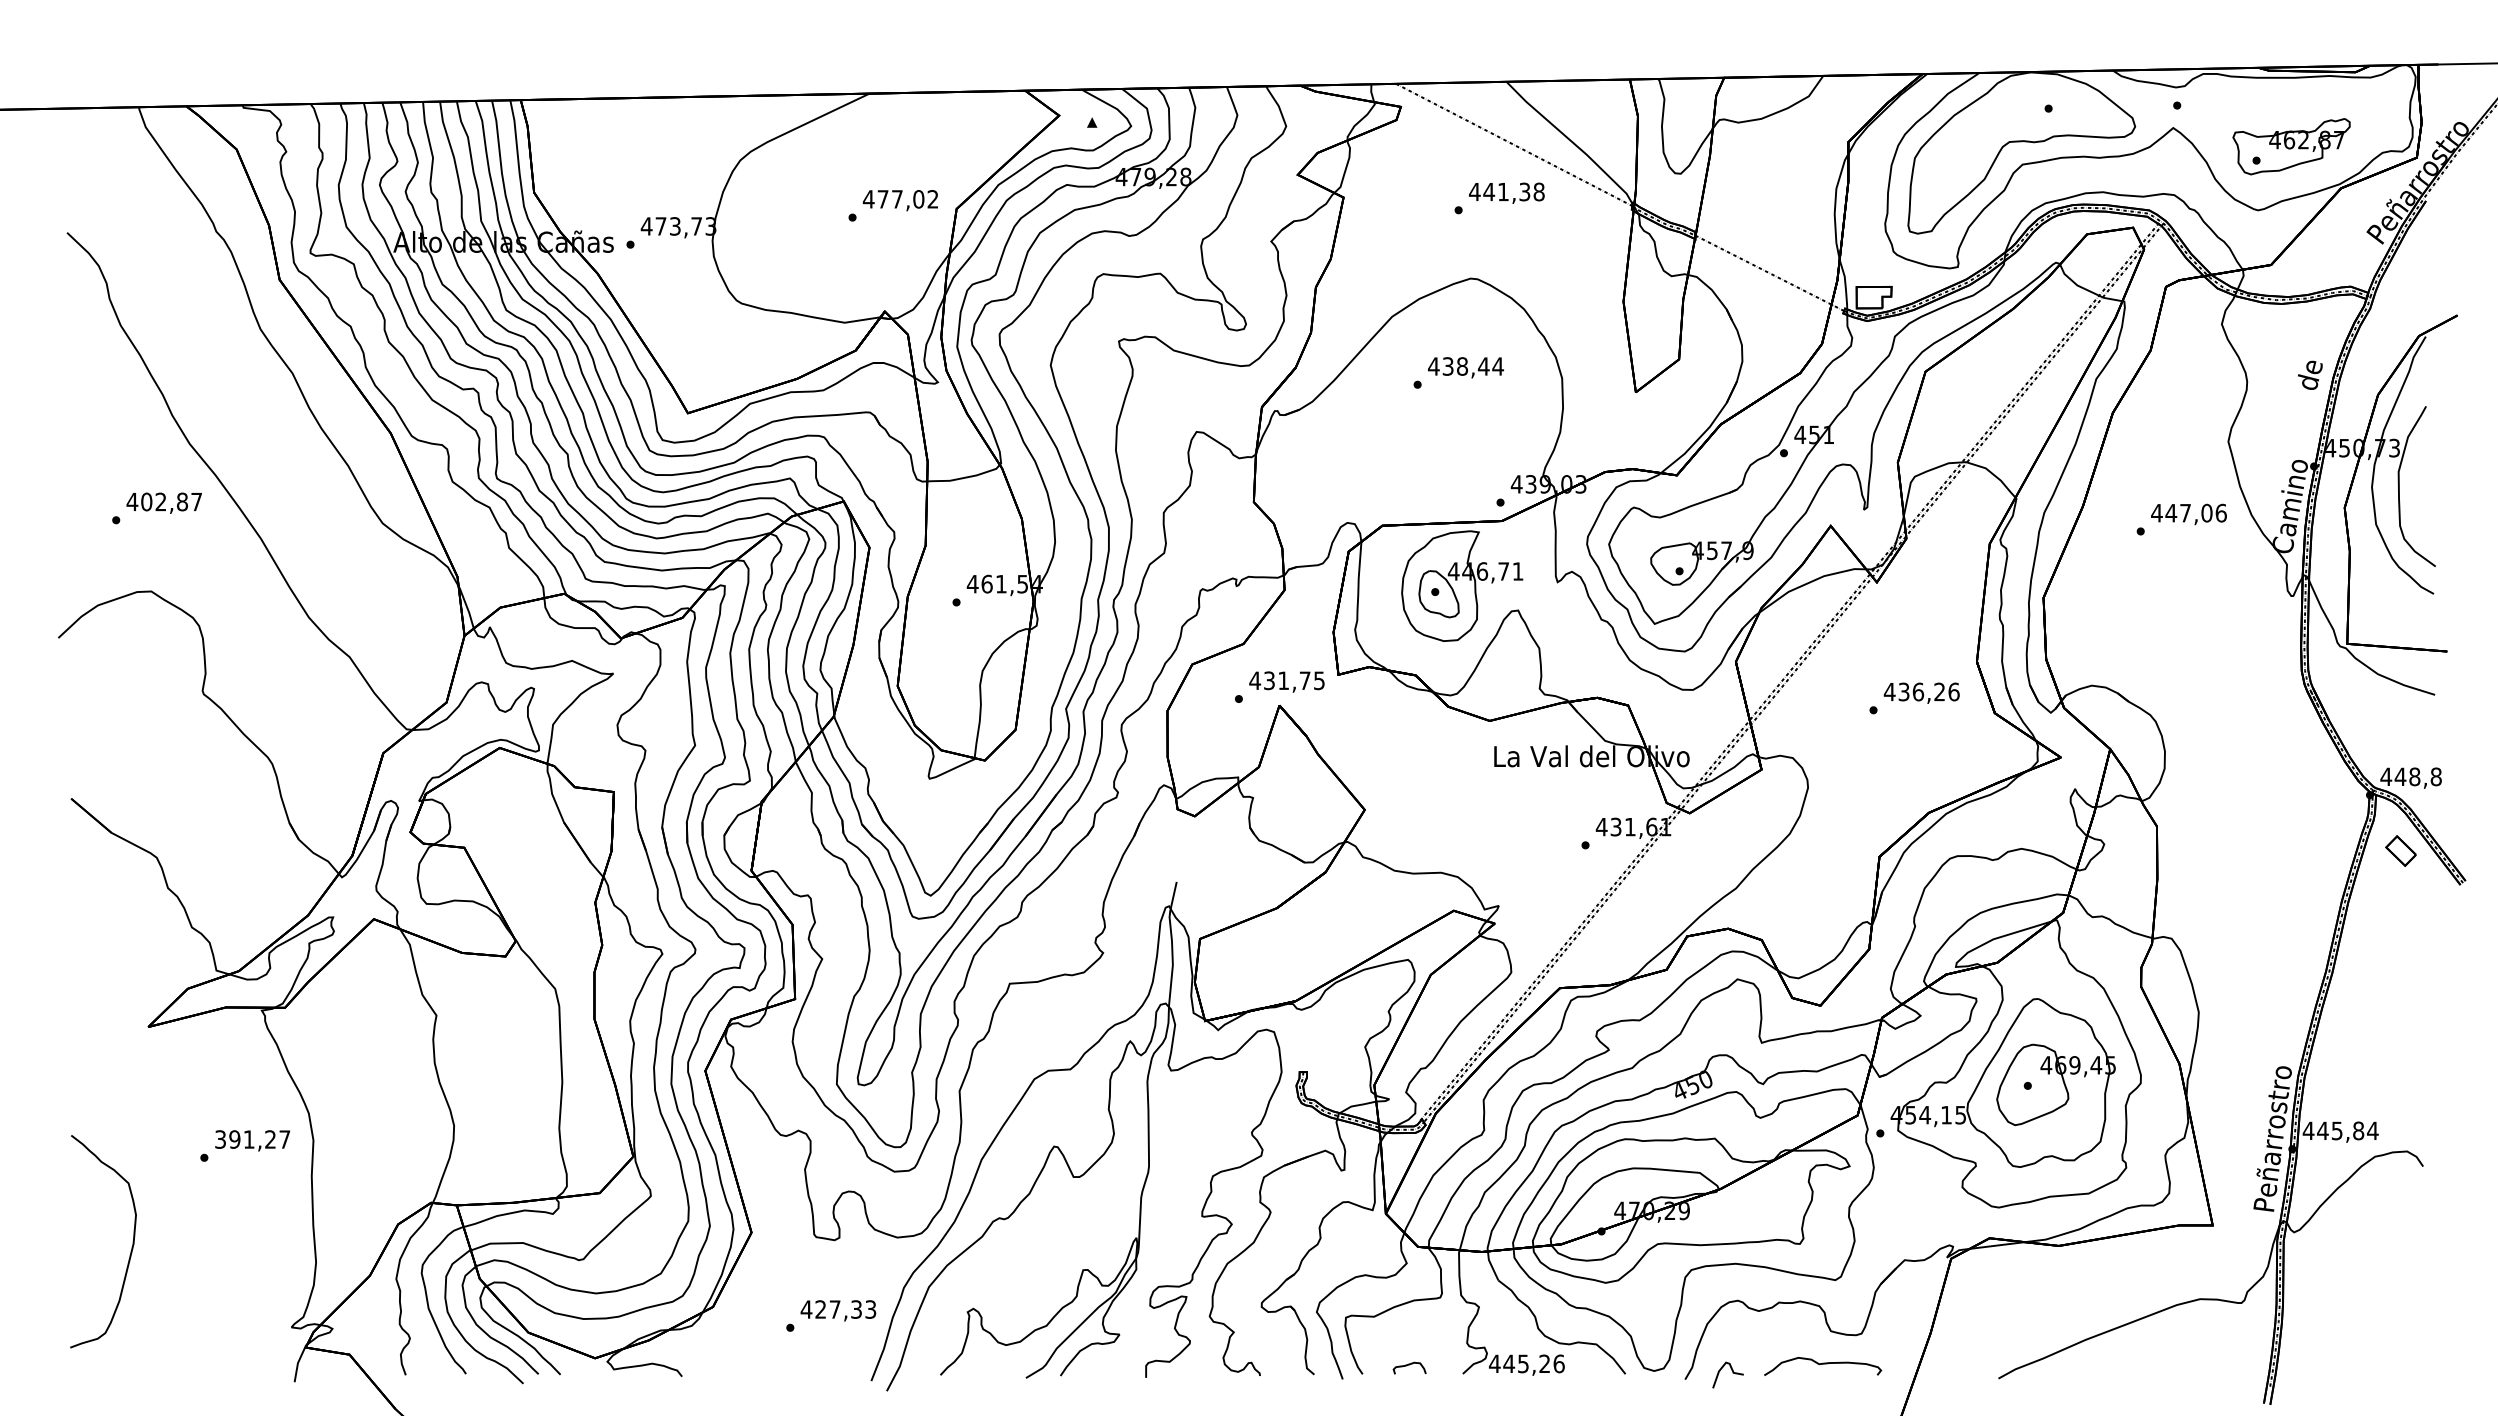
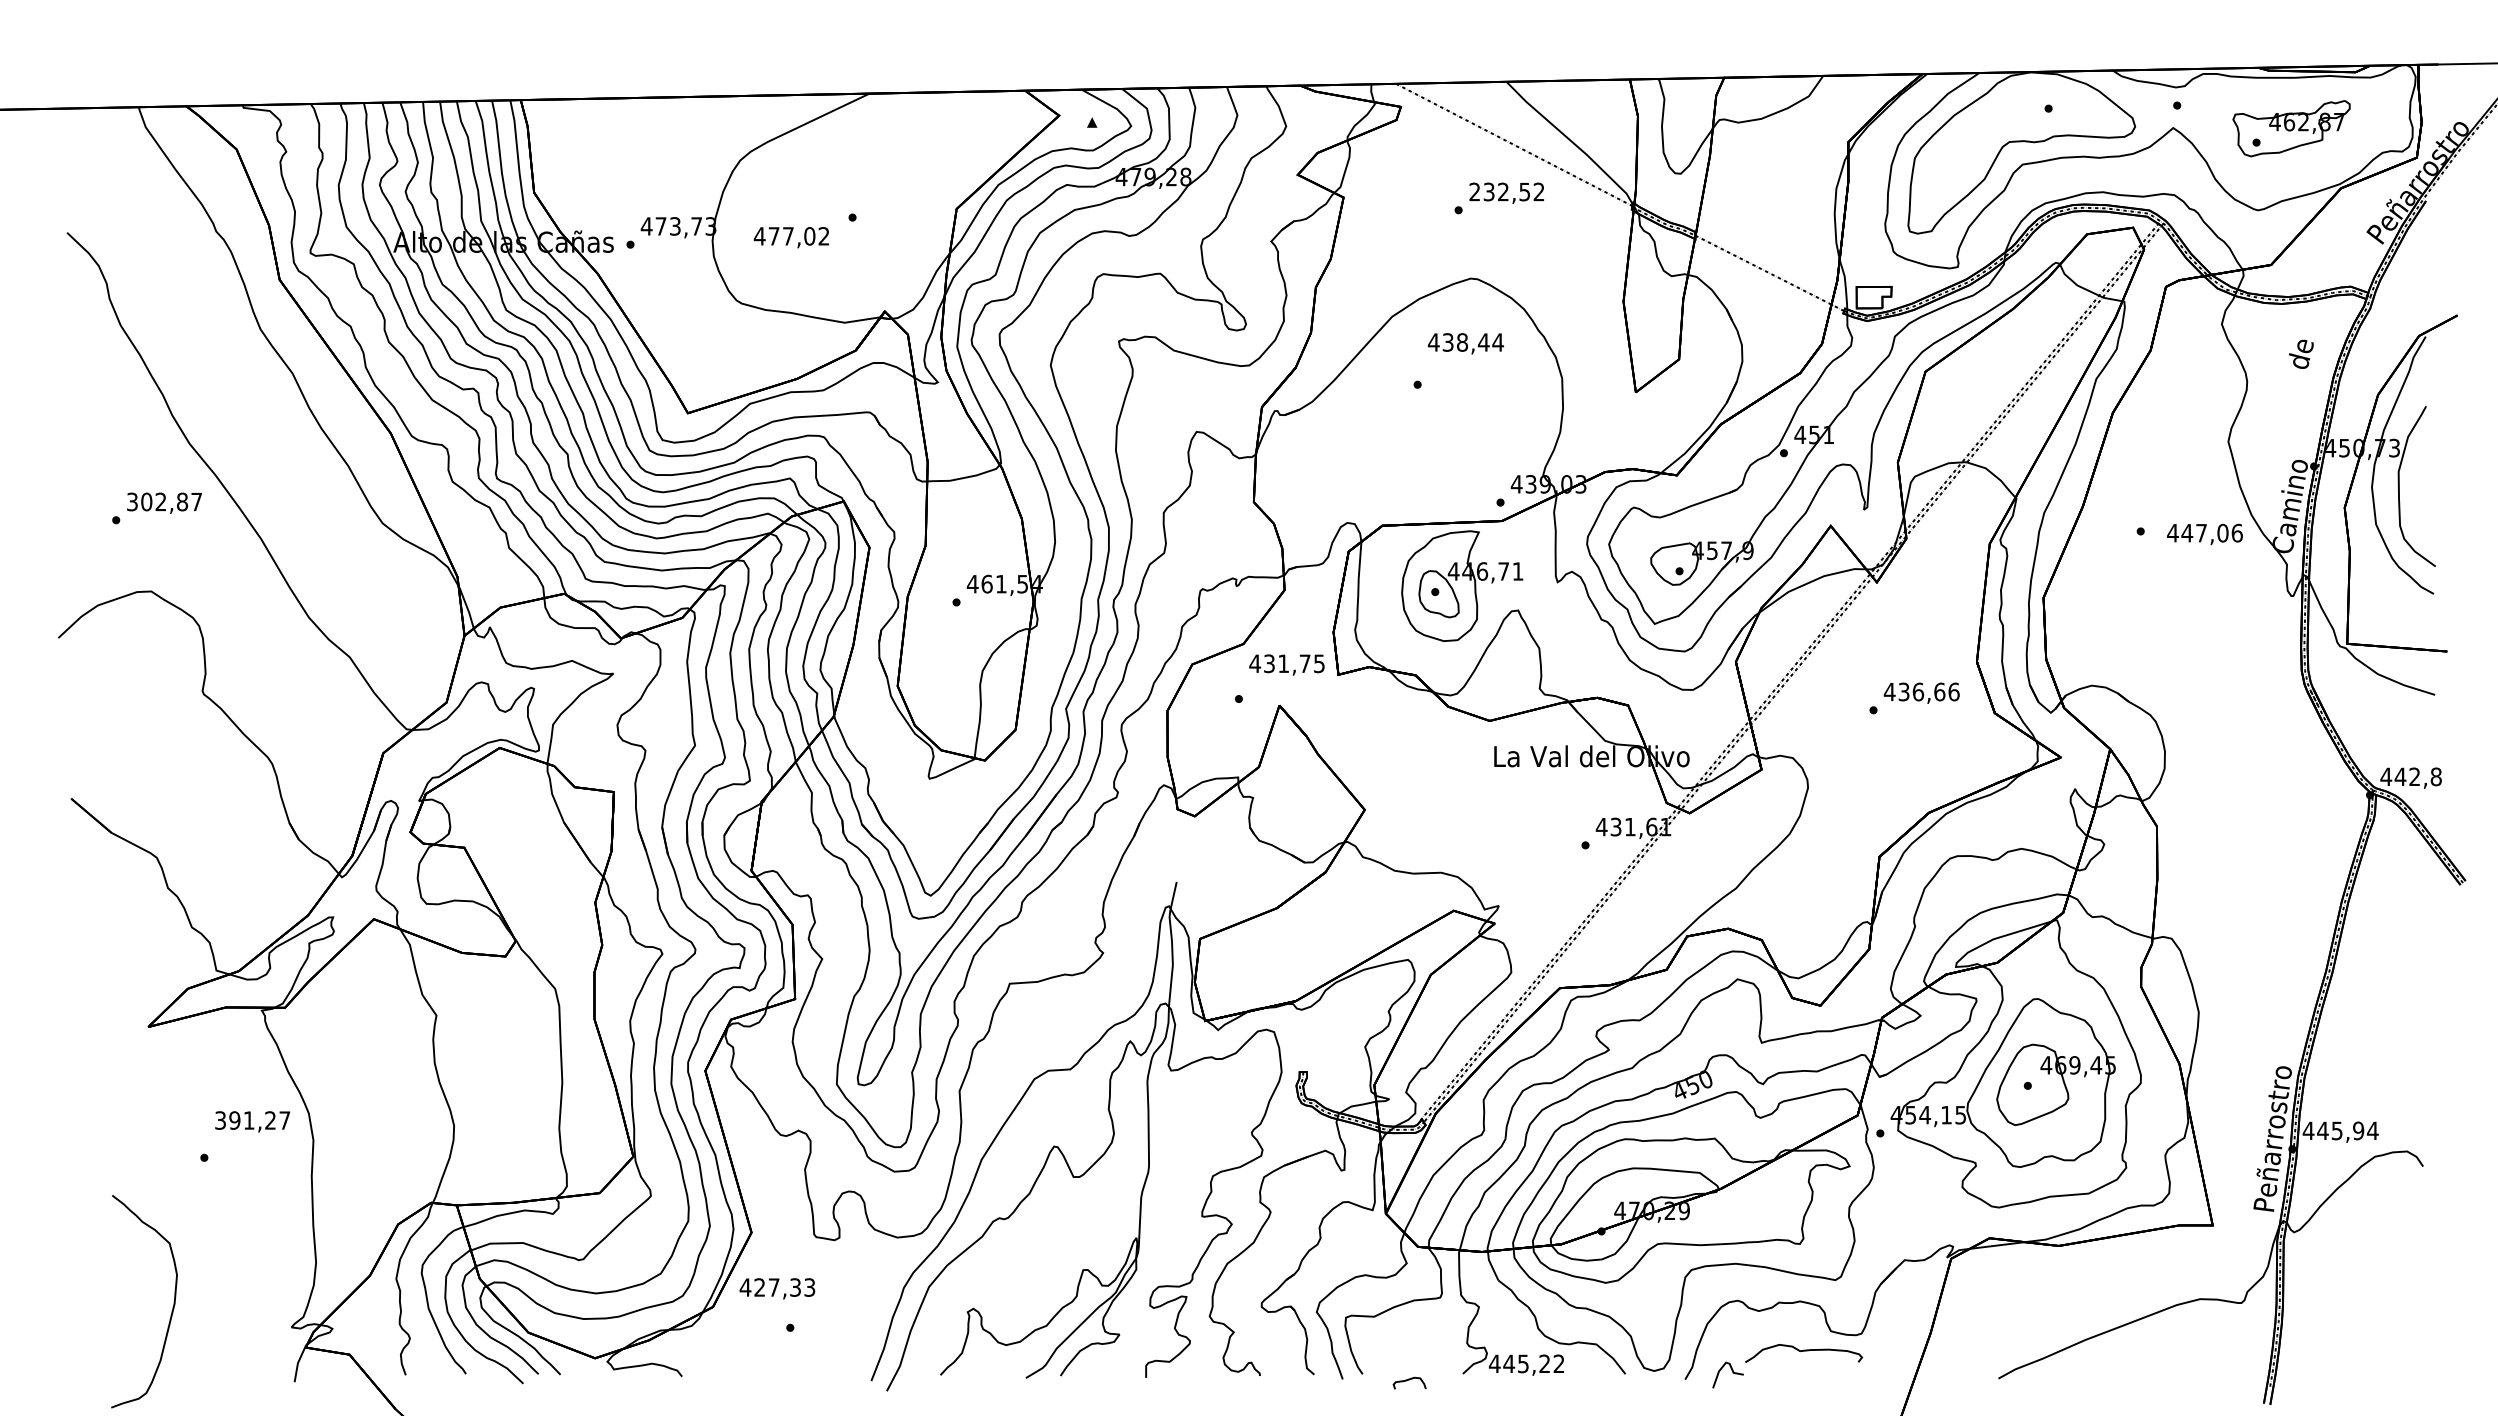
part position: (2291, 146) -> (2291, 128) (2291, 128)
text: 441,38 -> 232,52 (1506, 191)
text position: (899, 200) -> (790, 237) (790, 237)
text position: (1465, 367) -> (1465, 343) (1465, 343)
text position: (2310, 374) -> (2301, 353) (2301, 353)
text: 402,87 -> 302,87 (132, 501)
text position: (2188, 514) -> (2204, 534) (2204, 534)
text position: (1286, 681) -> (1286, 664) (1286, 664)
text: 436,26 -> 436,66 (1939, 691)
text: 448,8 -> 442,8 (2414, 776)
part: present -> none (2400, 850)
text: 445,84 -> 445,94 (2358, 1130)
text position: (252, 1140) -> (252, 1121) (252, 1121)
curve position: (131, 1247) -> (172, 1307) (172, 1307)
text position: (838, 1310) -> (777, 1288) (777, 1288)
text: 445,26 -> 445,22 (1558, 1363)
curve position: (1823, 1364) -> (1804, 1351) (1804, 1351)
curve position: (1409, 1365) -> (1409, 1380) (1409, 1380)
